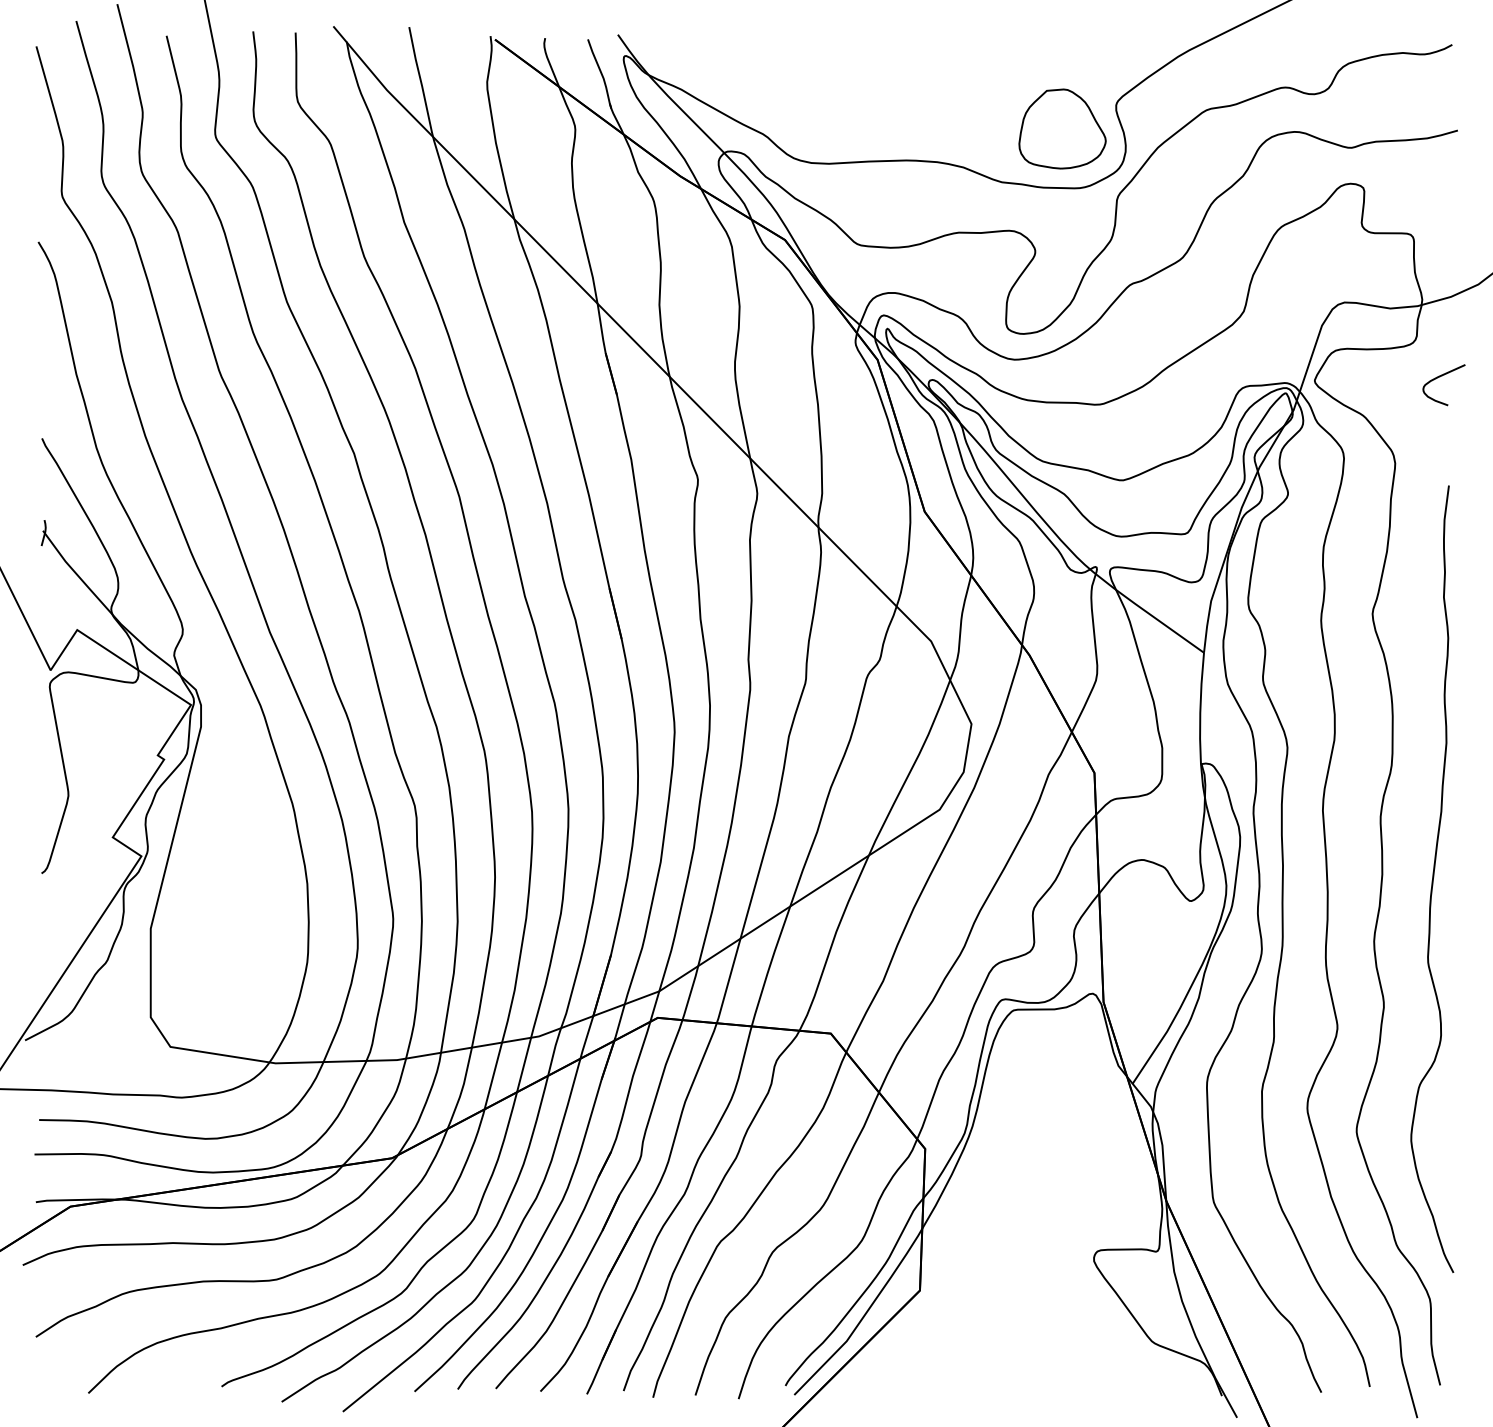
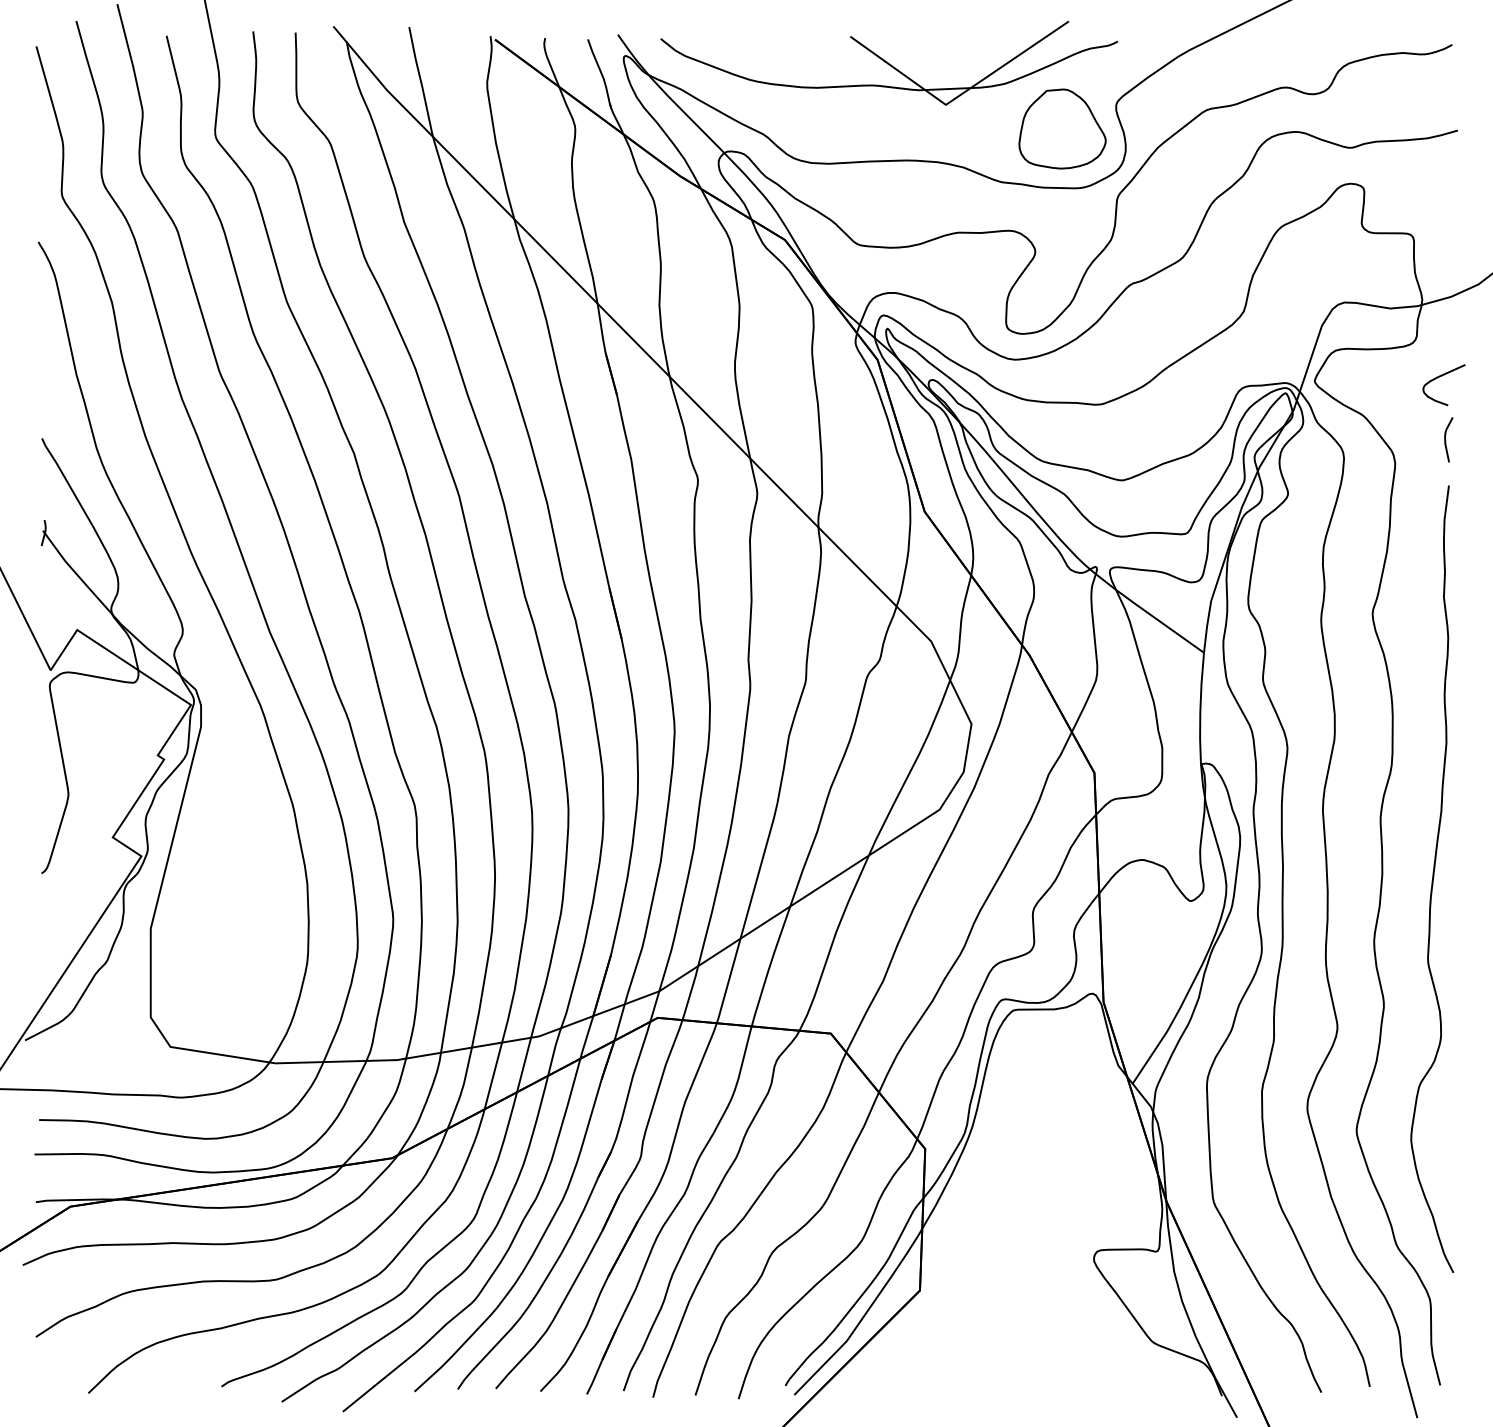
part: none -> present (889, 62)
curve: none -> present (1446, 439)
